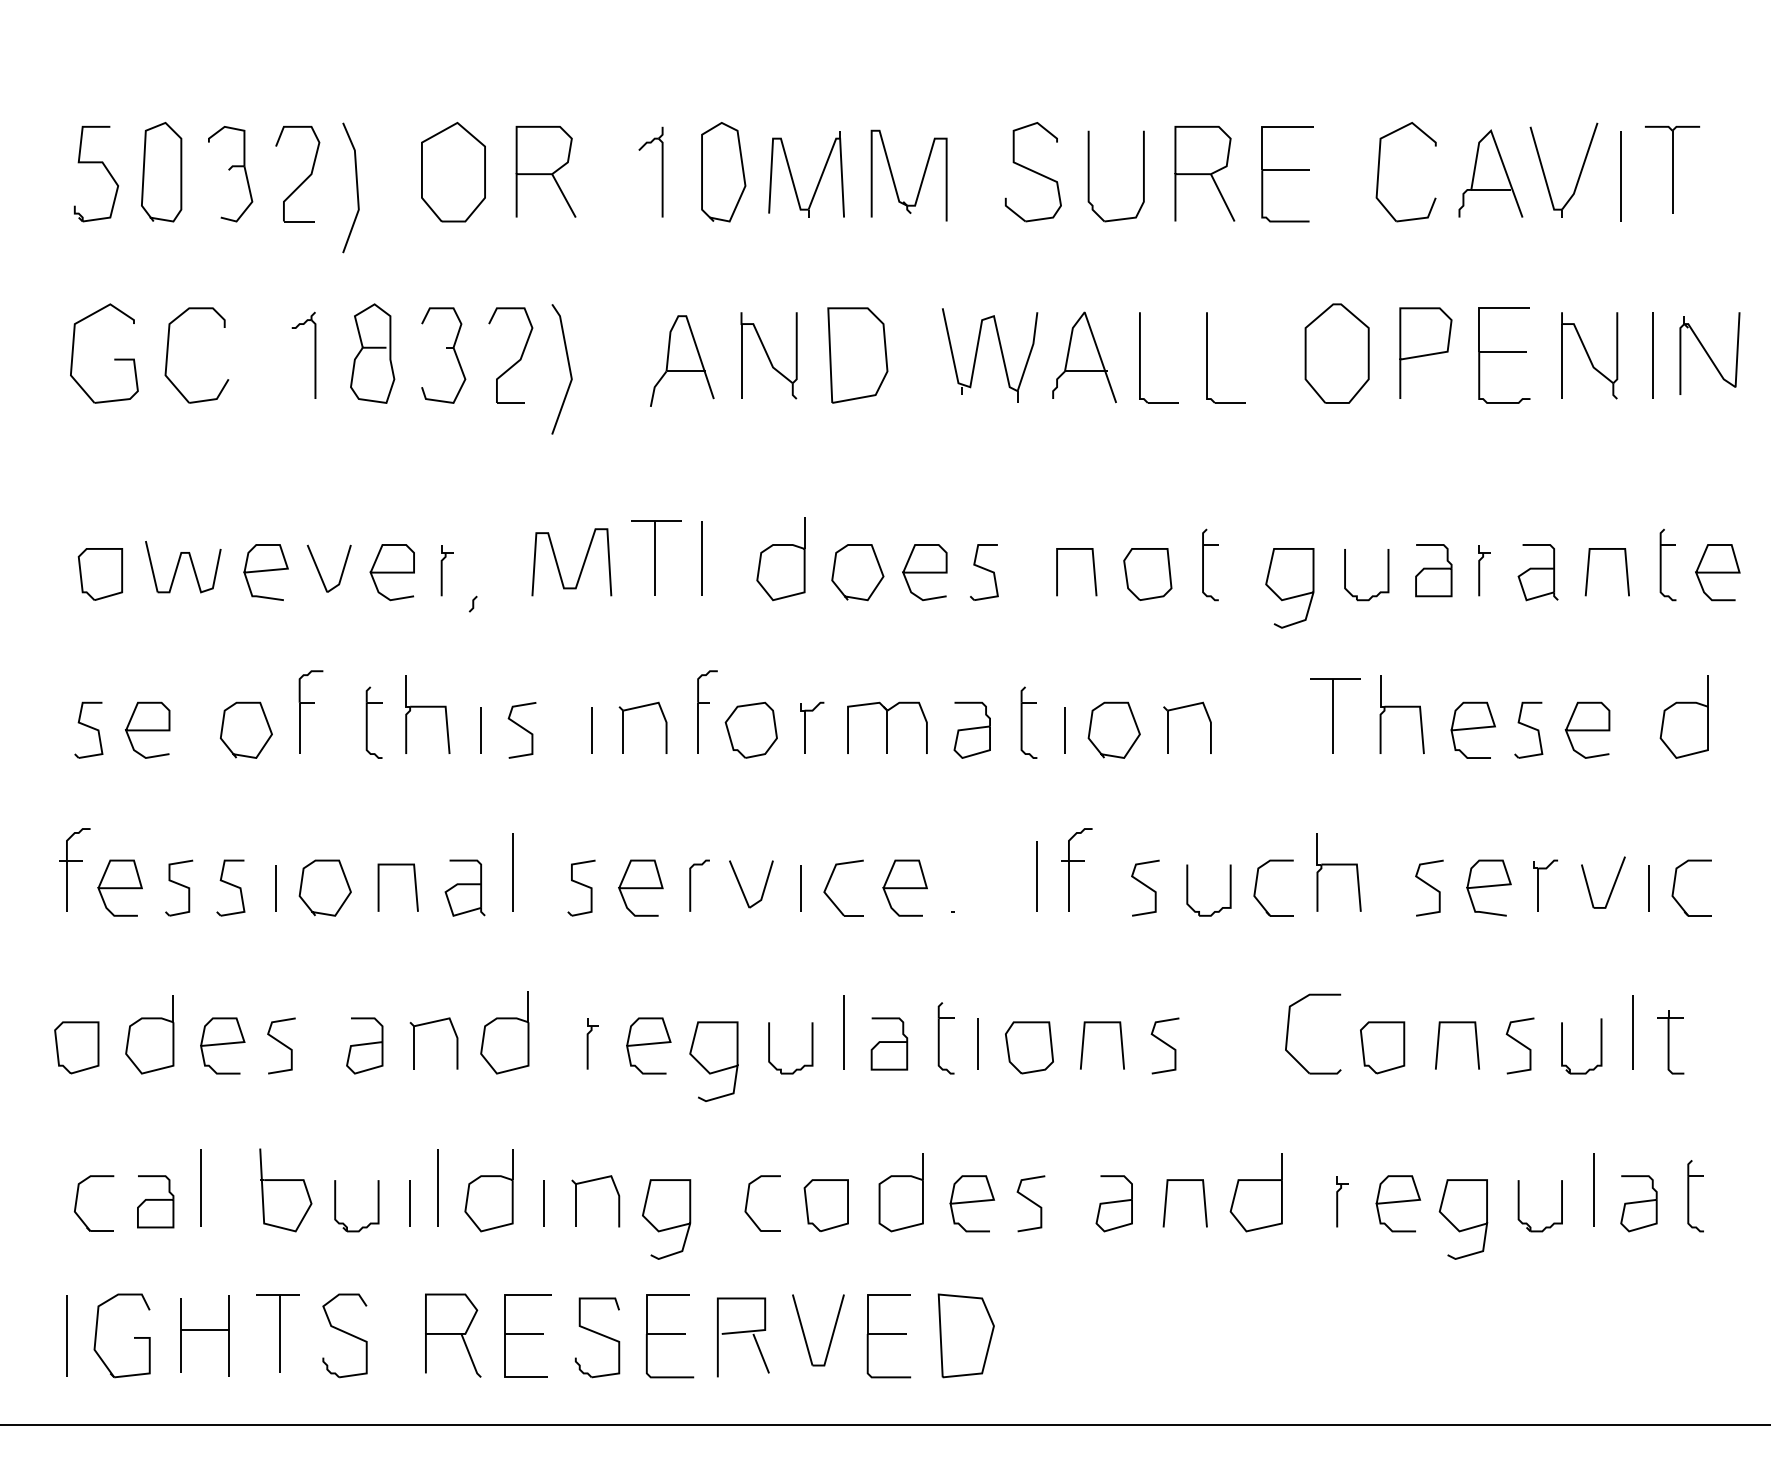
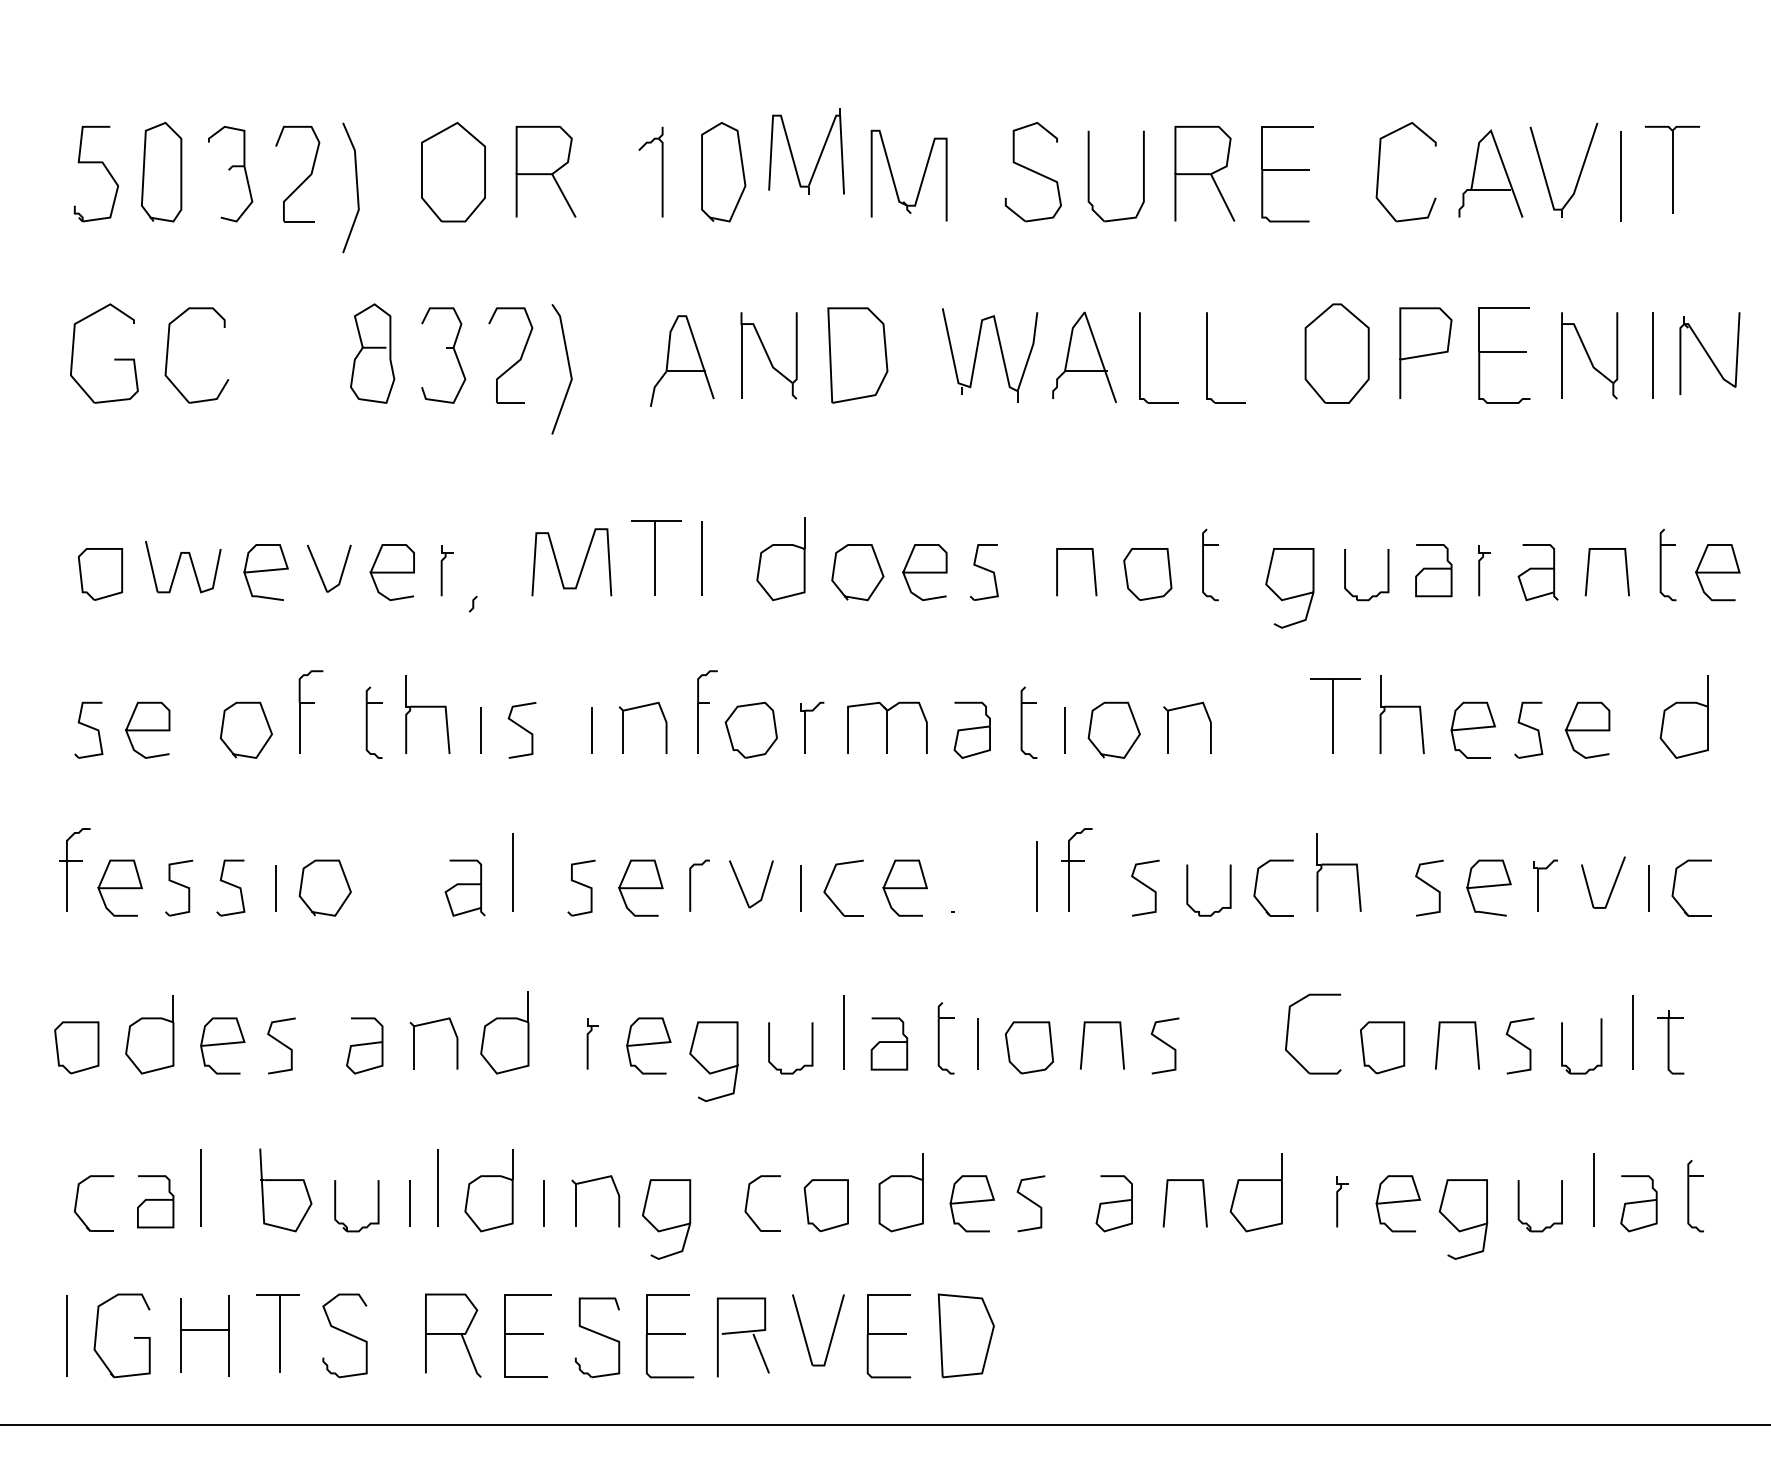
part position: (819, 178) -> (819, 155) (819, 155)
part: present -> none (314, 354)
line: present -> none (414, 885)
